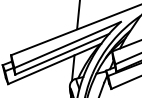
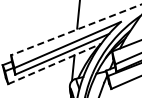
line: solid -> dashed (76, 29)
line: solid -> dashed (54, 63)
